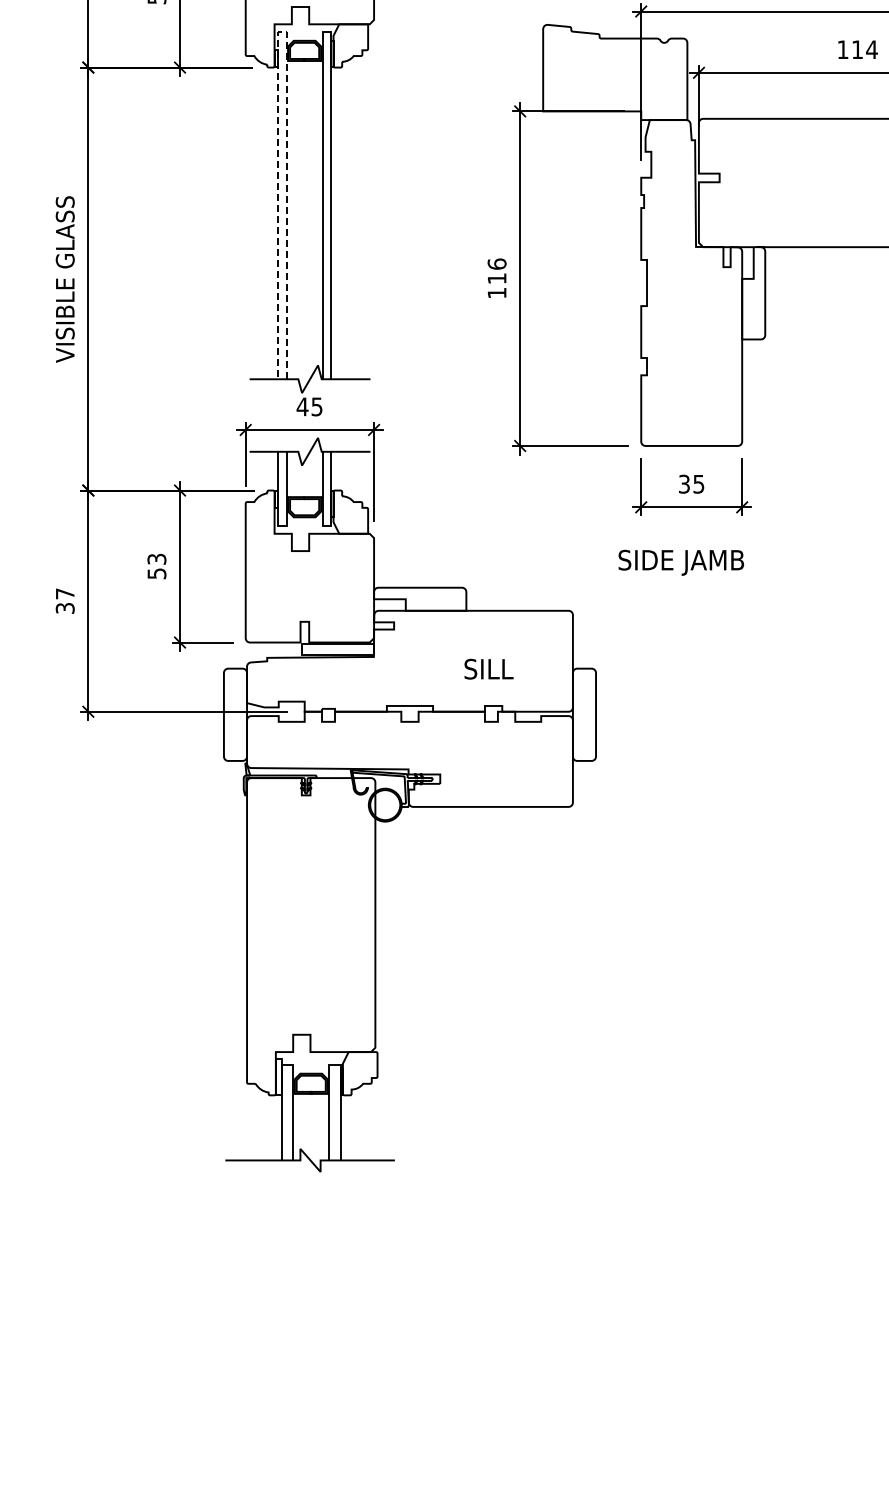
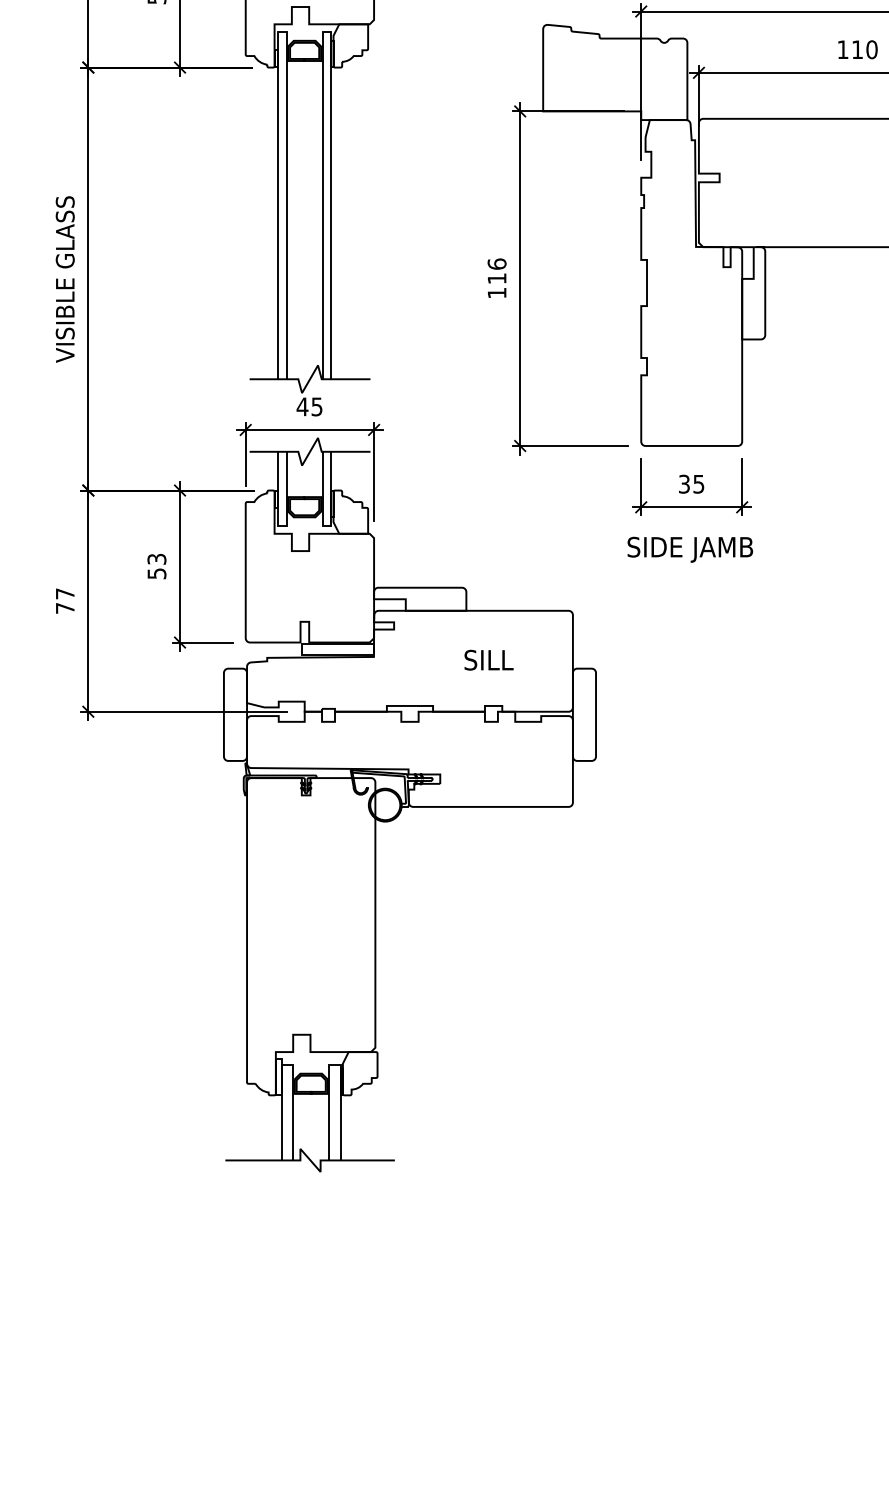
line: dashed -> solid (281, 32)
text: 114 -> 110 (871, 49)
text position: (681, 562) -> (690, 549) (690, 549)
text: 37 -> 77 (64, 608)
text position: (488, 668) -> (488, 659) (488, 659)
